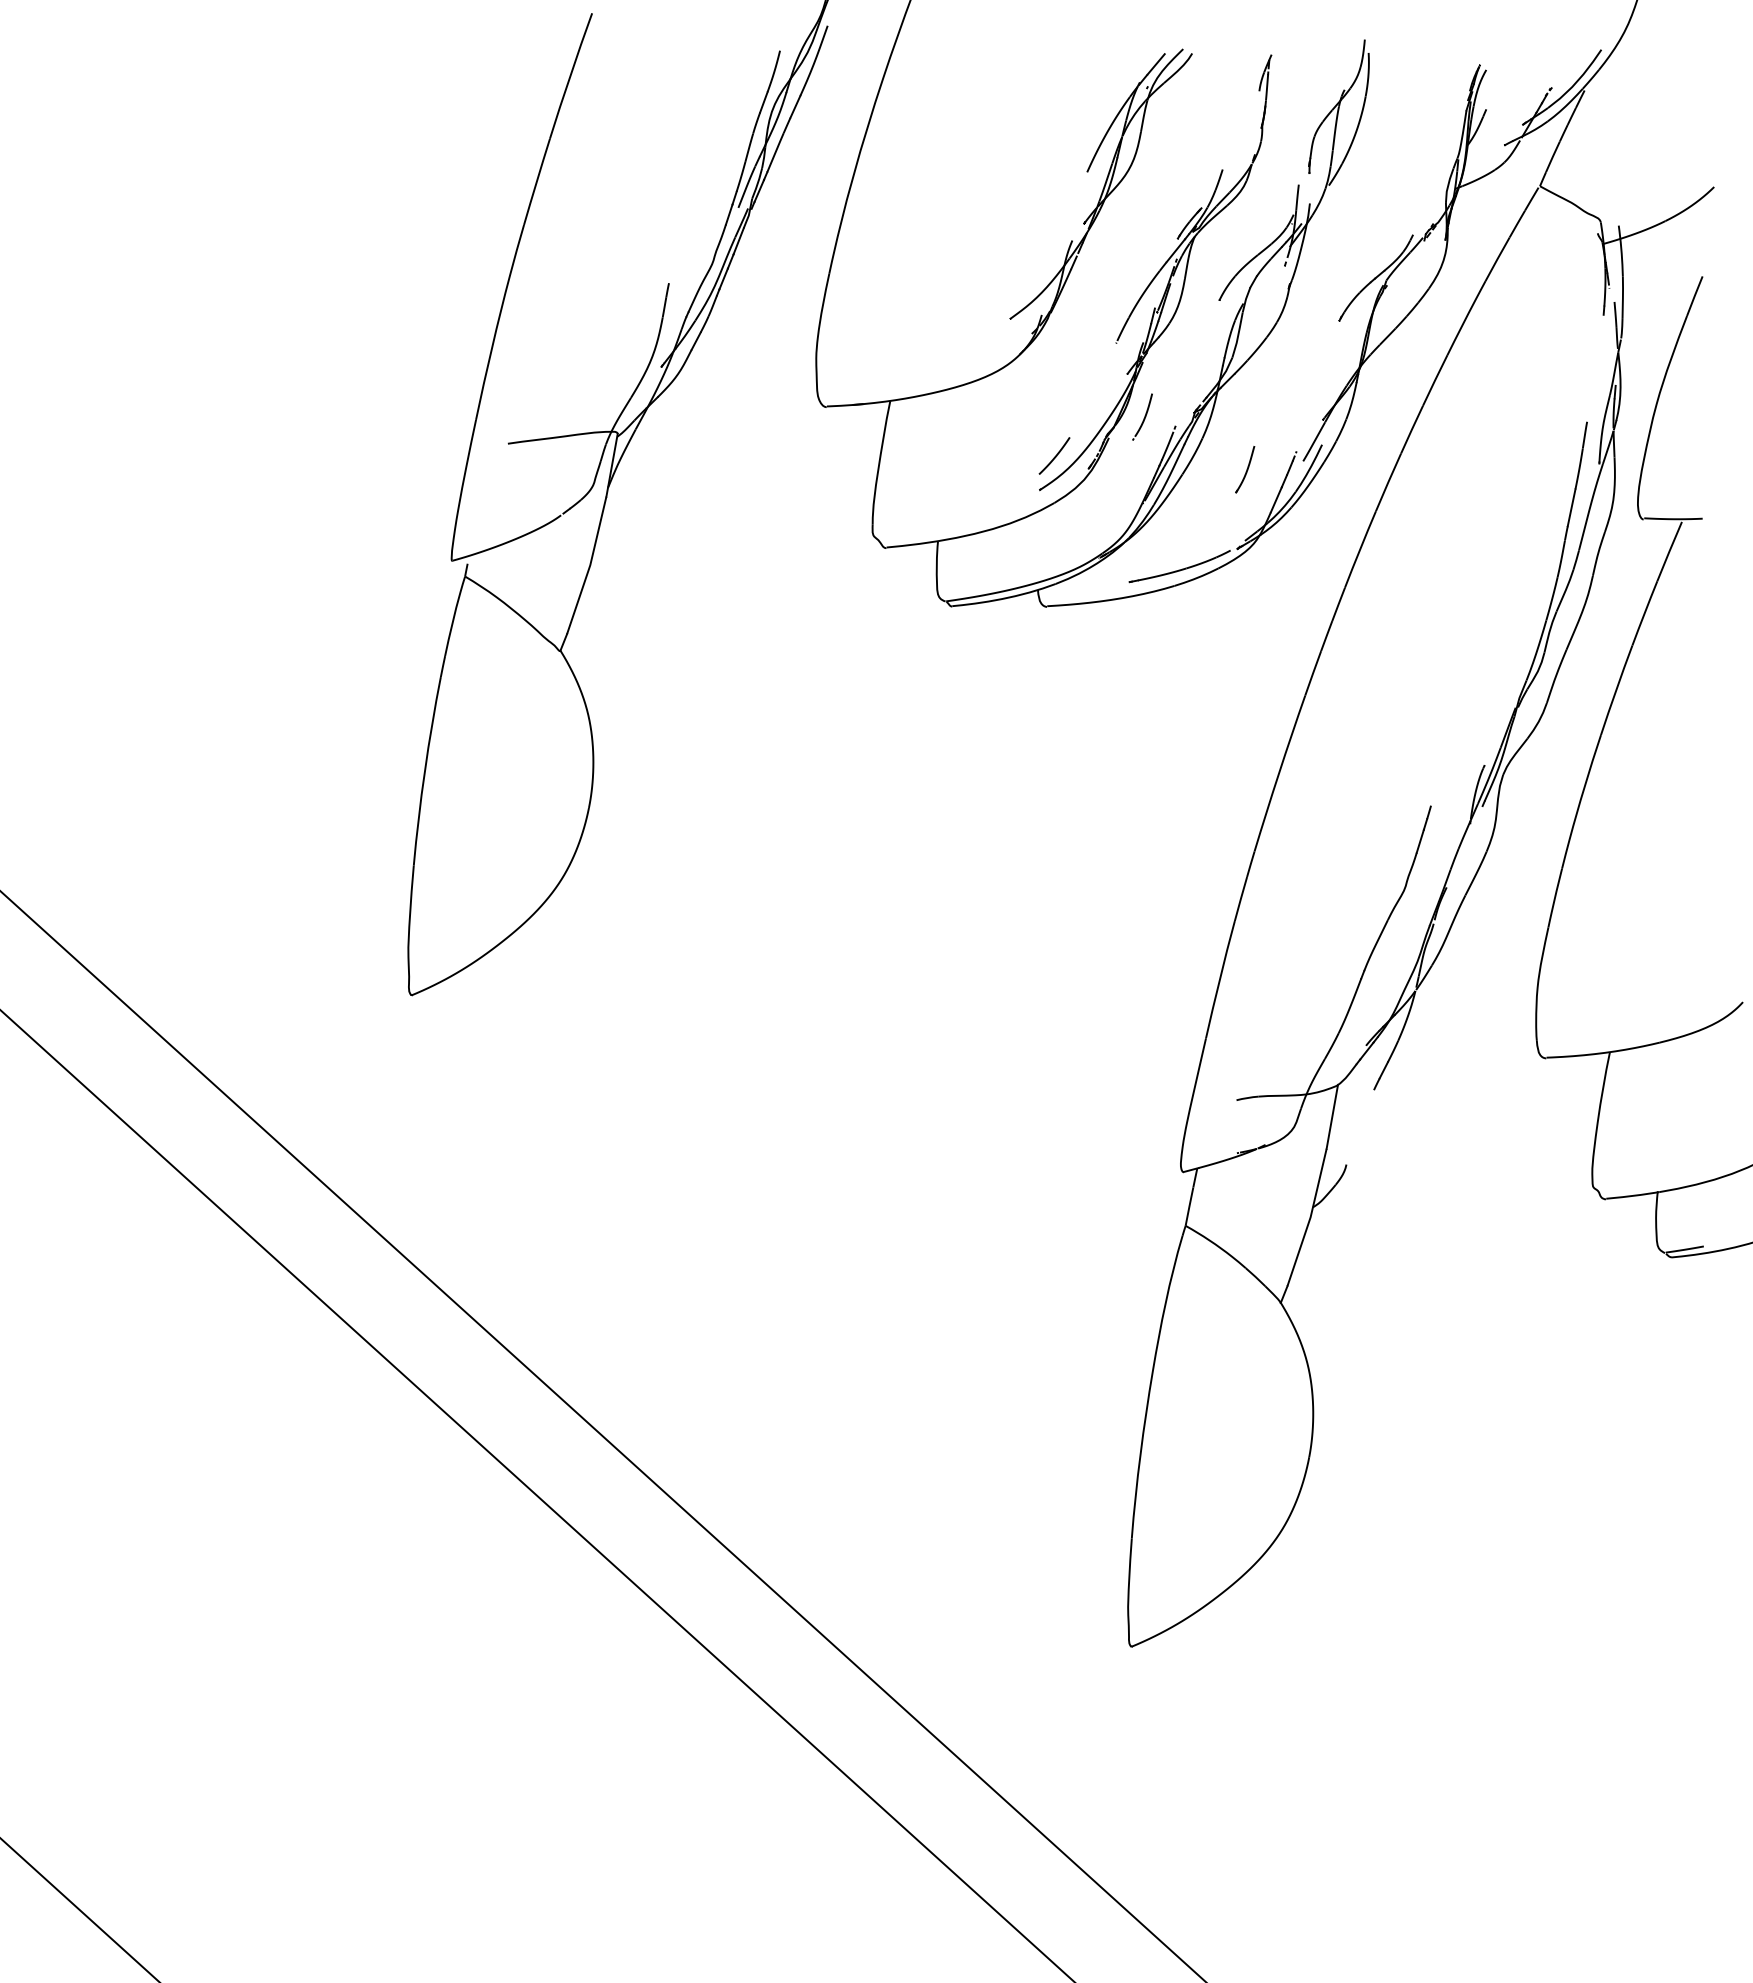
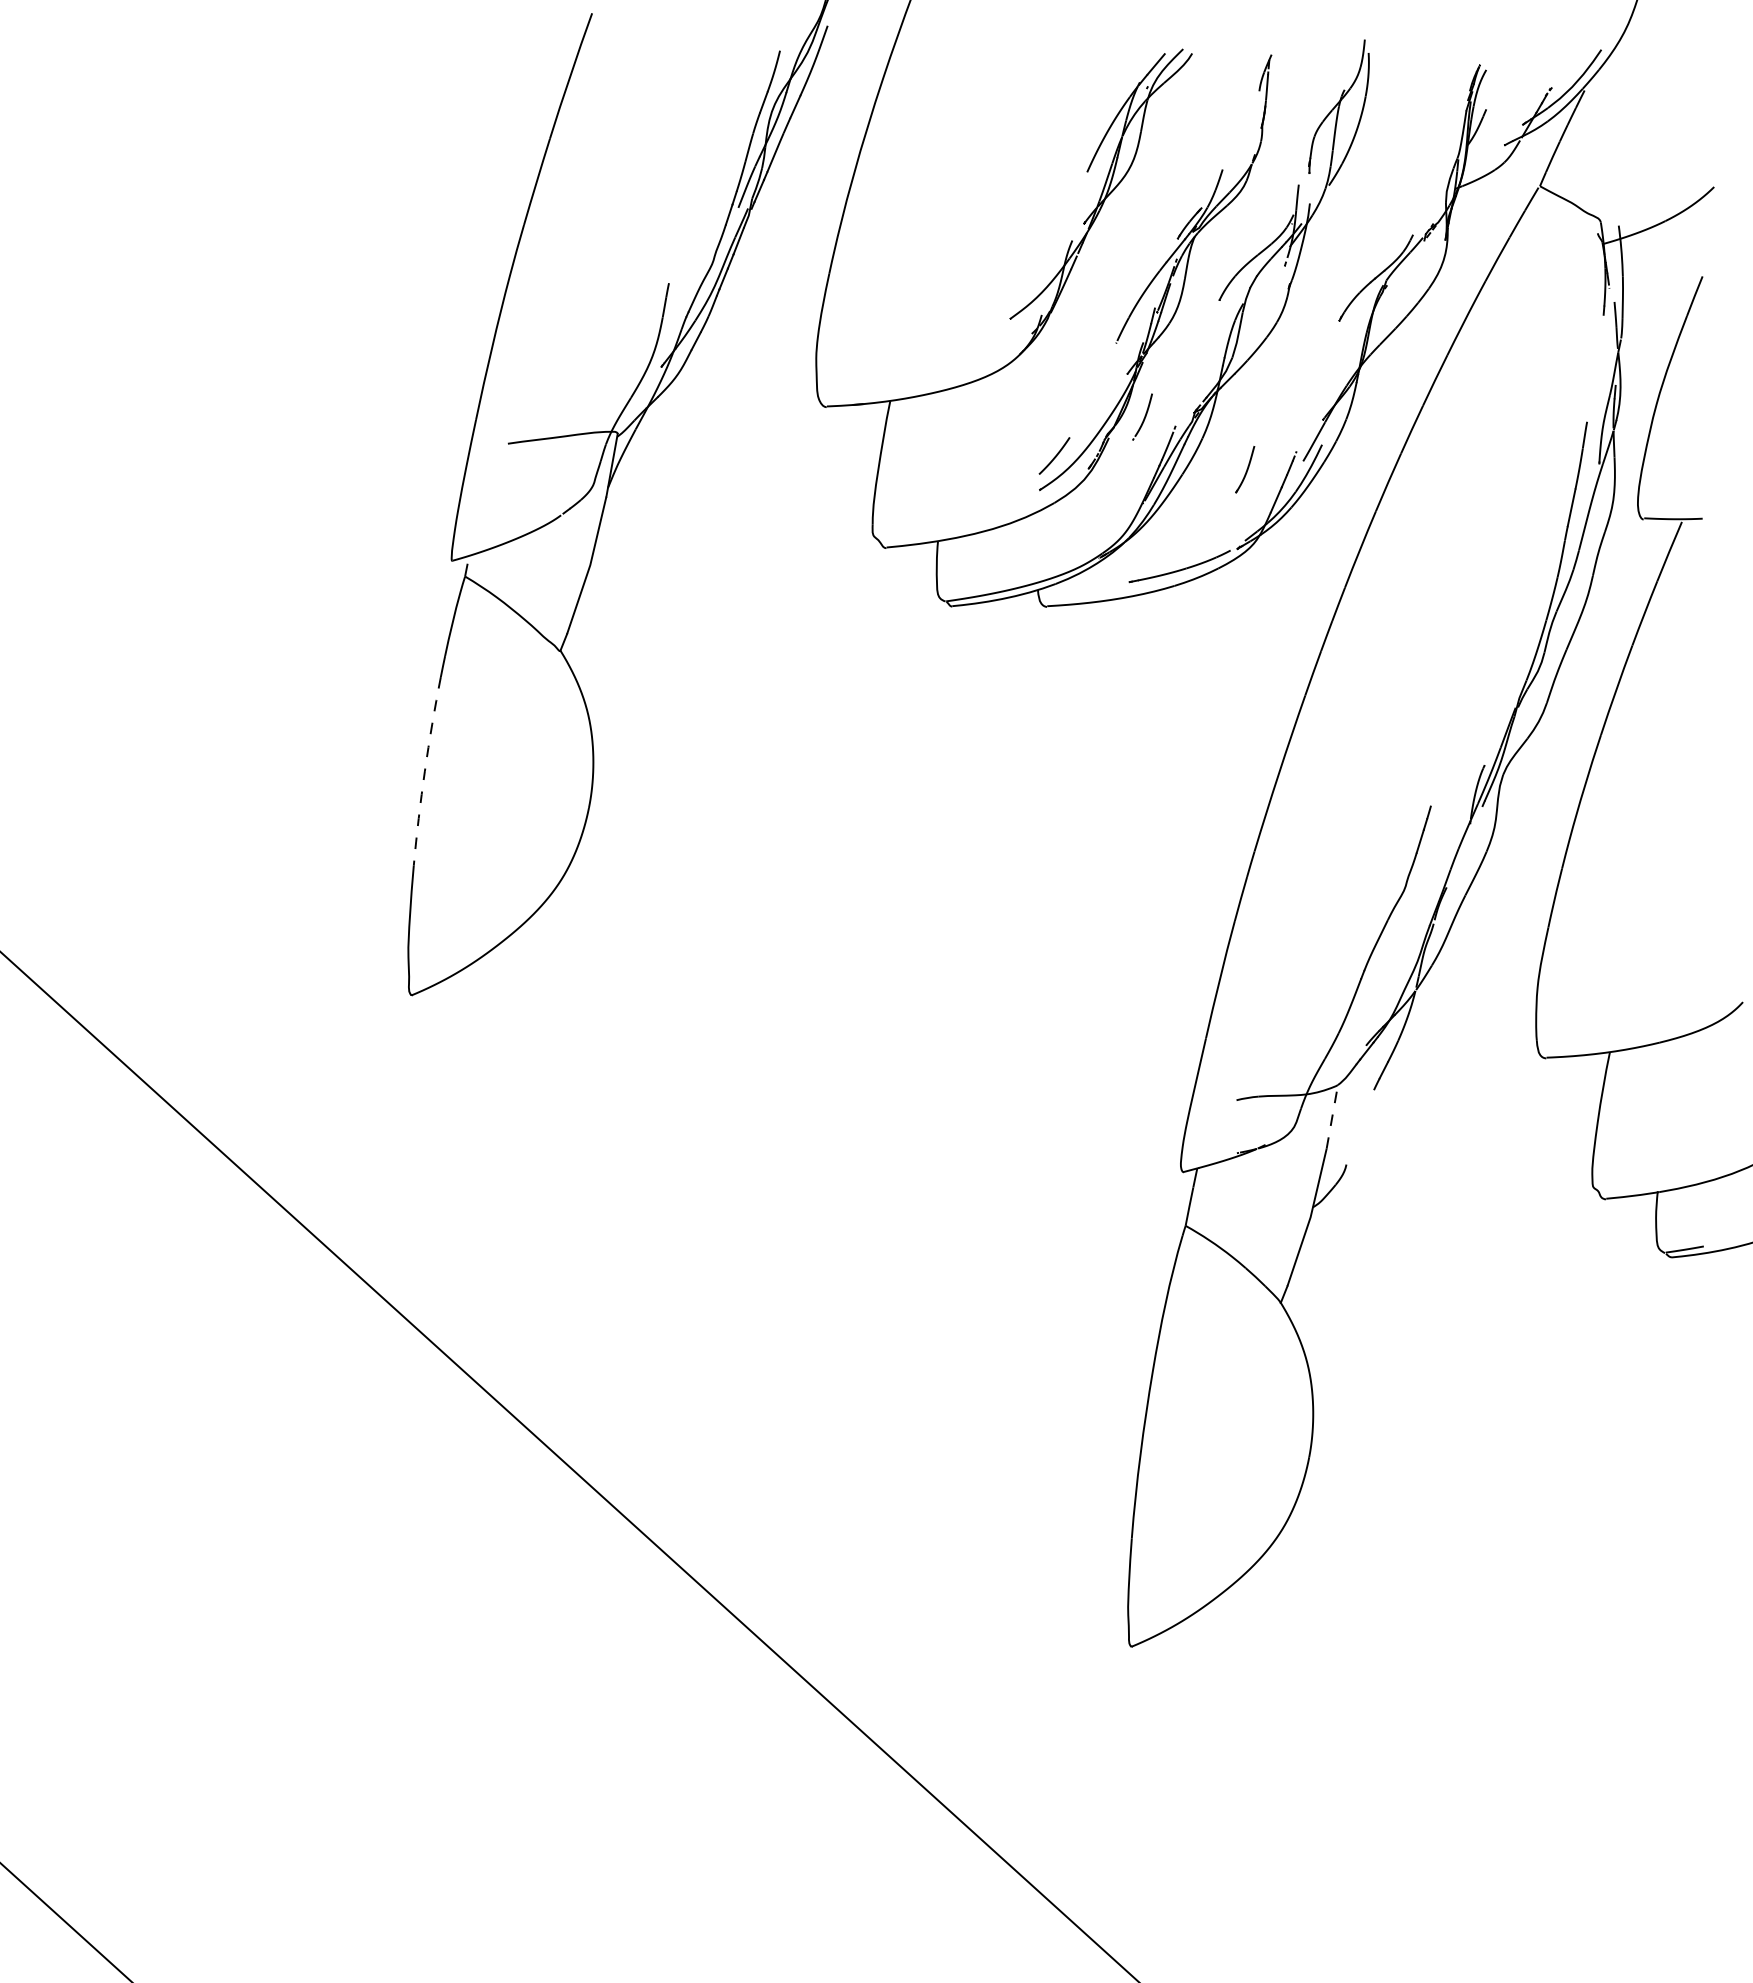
arc: solid -> dashed (424, 771)
line: solid -> dashed (1332, 1116)
line: present -> none (602, 1436)
line position: (536, 1495) -> (569, 1466) (569, 1466)
line position: (79, 1909) -> (65, 1921) (65, 1921)
